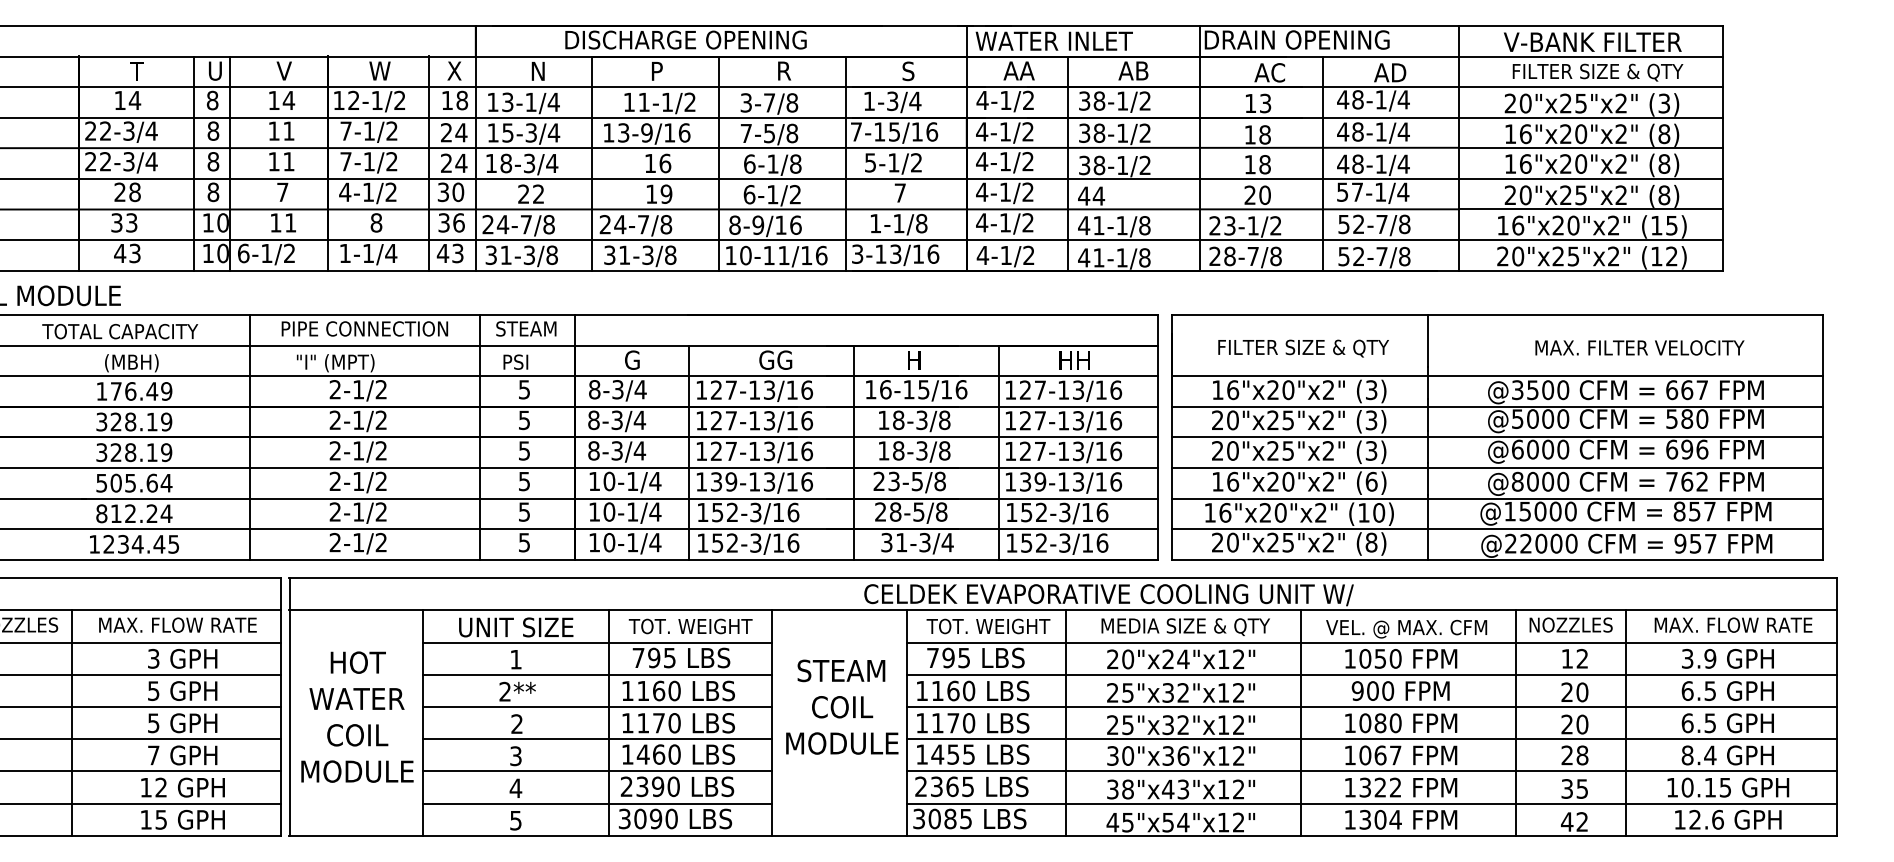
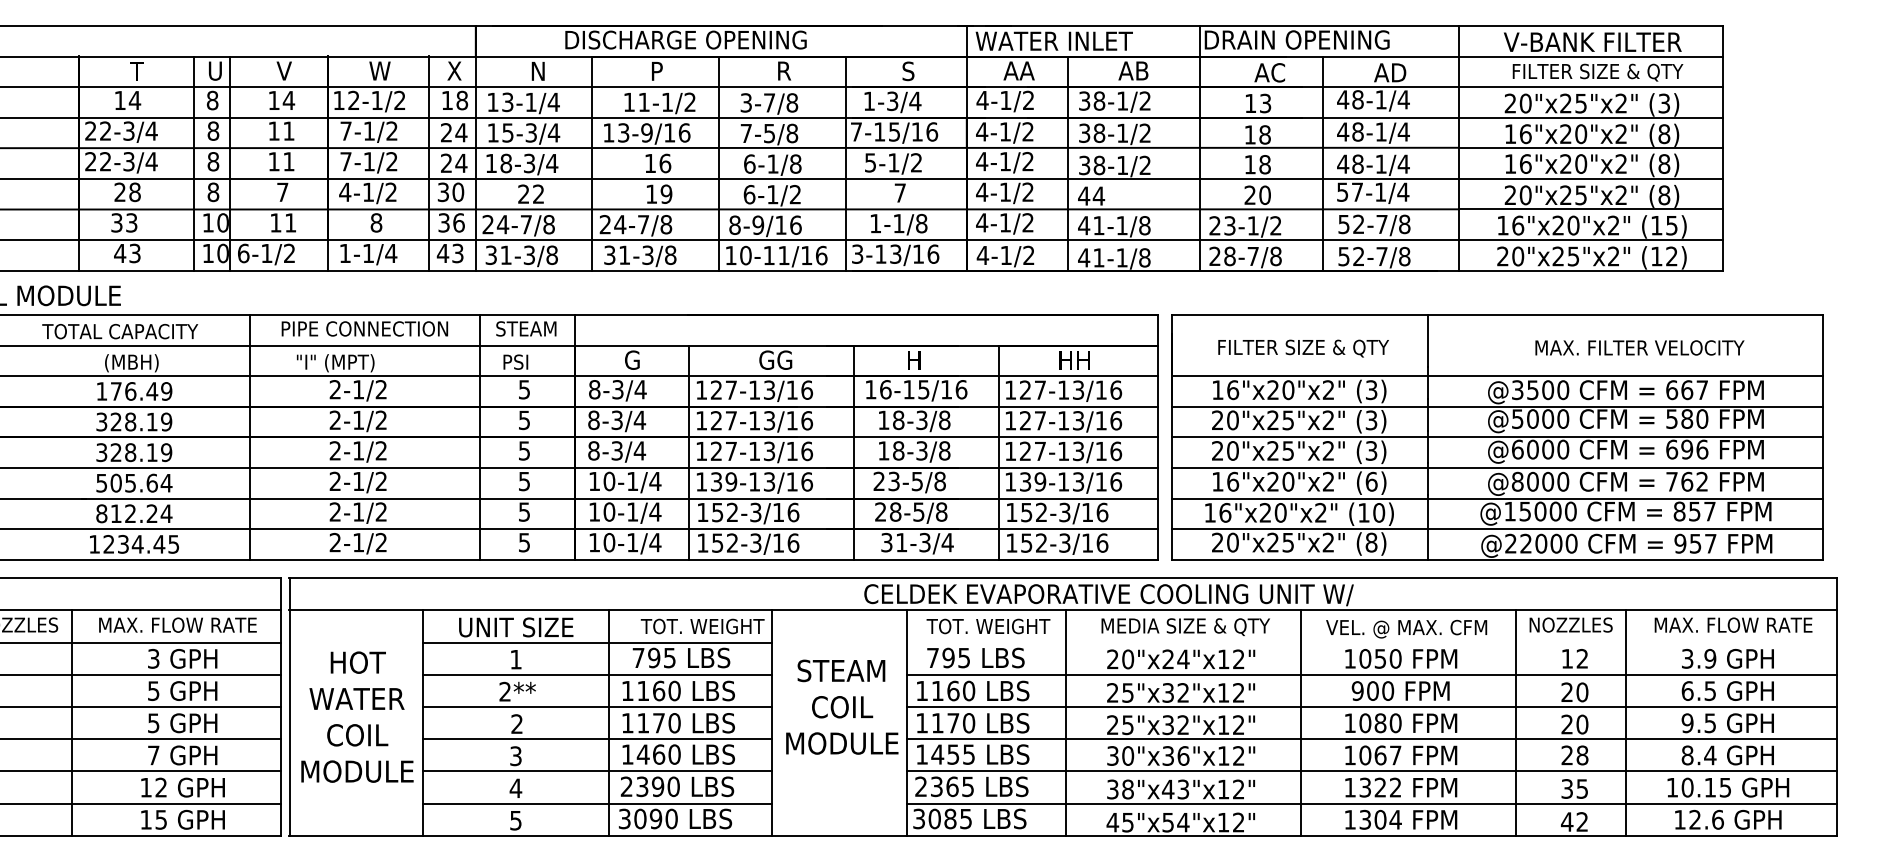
text position: (690, 626) -> (702, 626) (702, 626)
line: present -> none (1372, 642)
text: 6.5 -> 9.5 (1687, 723)
